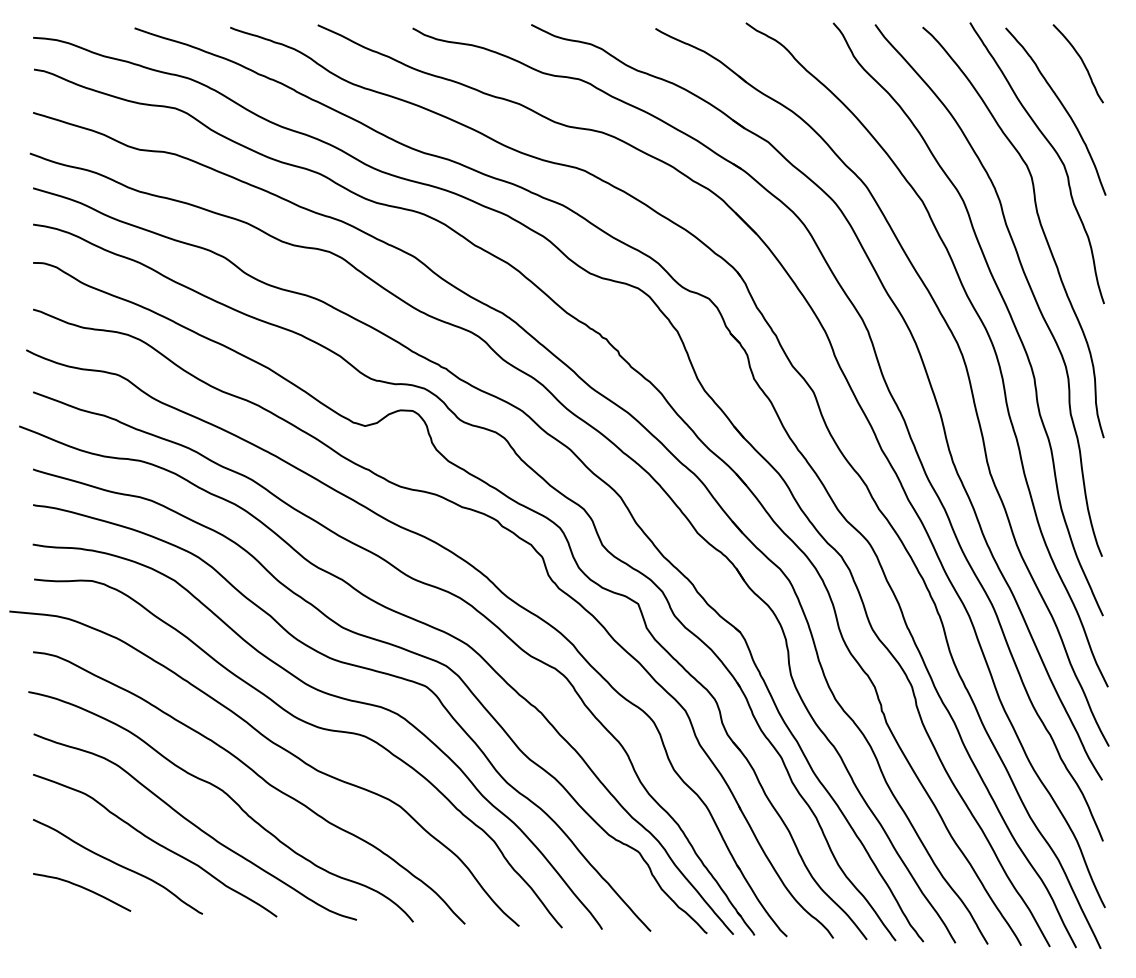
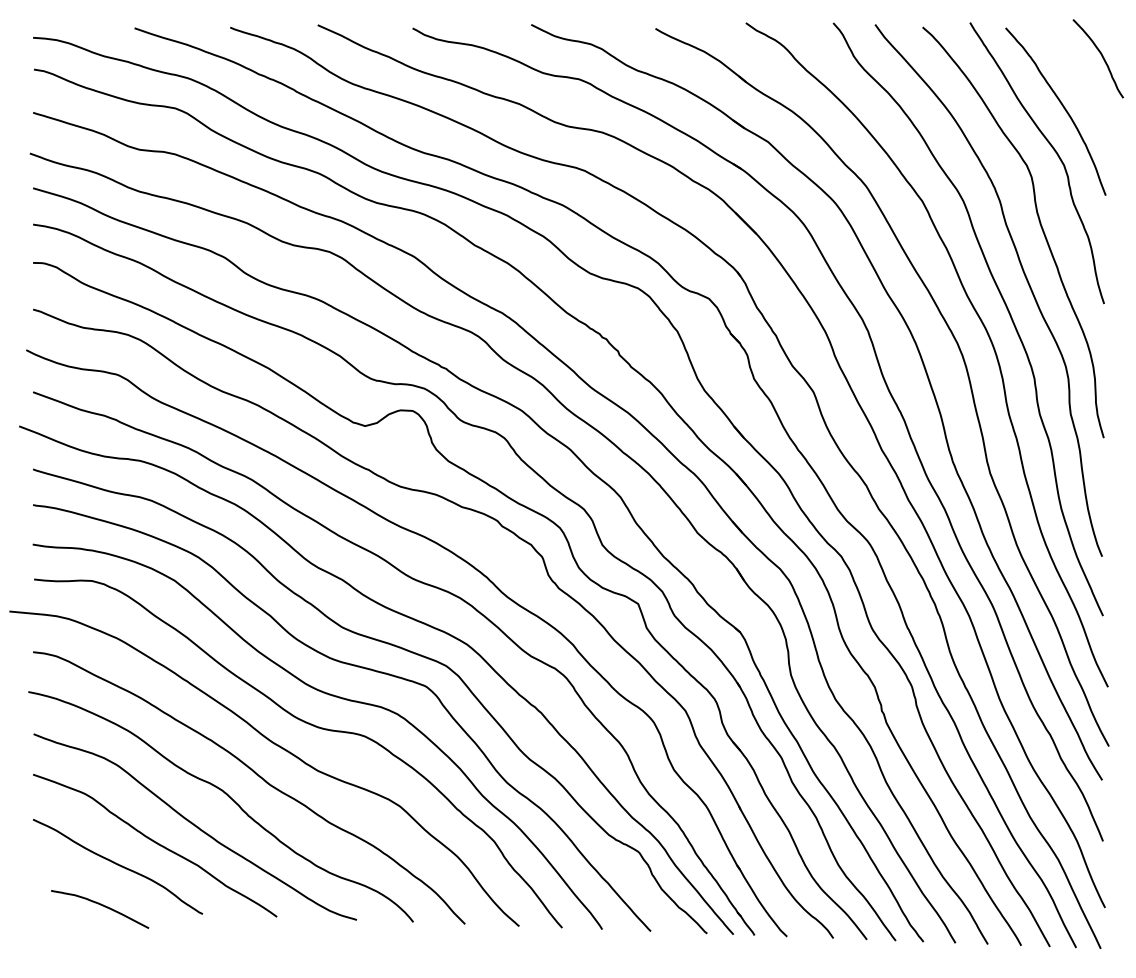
curve position: (1081, 61) -> (1101, 56) (1101, 56)
curve position: (84, 889) -> (102, 906) (102, 906)
